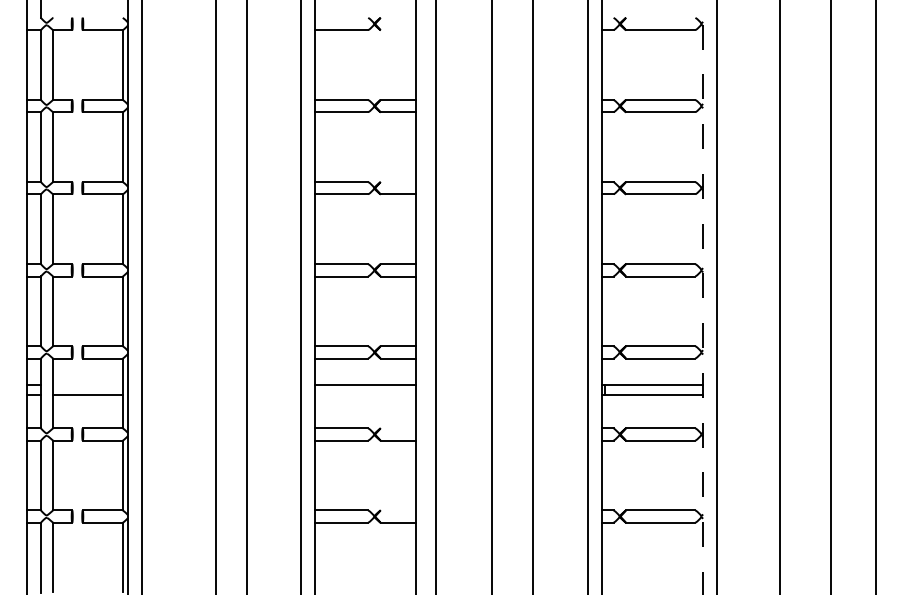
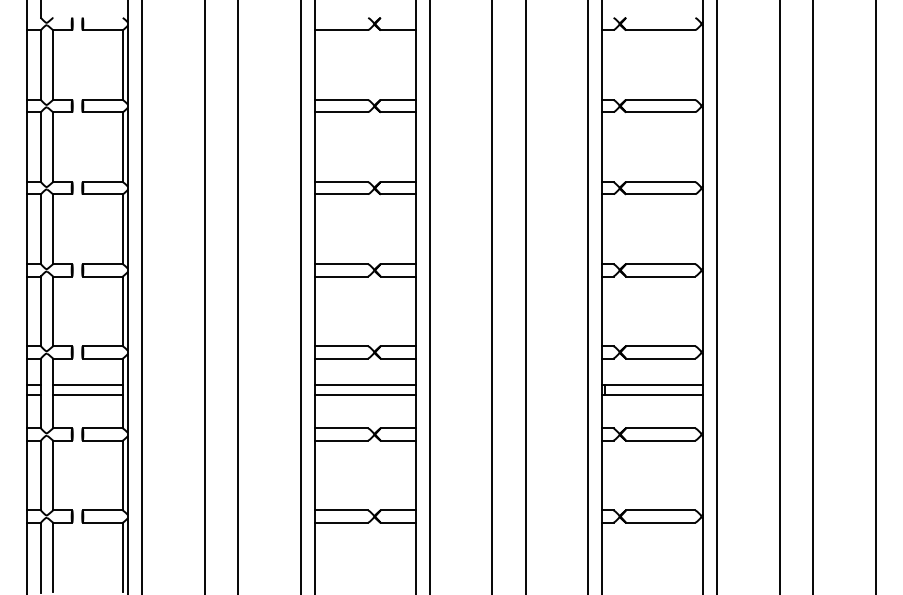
line: none -> present (397, 30)
line: none -> present (397, 182)
line position: (215, 296) -> (204, 296) (204, 296)
line position: (247, 296) -> (238, 296) (238, 296)
line position: (435, 296) -> (429, 296) (429, 296)
line position: (532, 296) -> (525, 296) (525, 296)
line position: (831, 296) -> (813, 296) (813, 296)
line: dashed -> solid (703, 297)
line: none -> present (87, 385)
line: none -> present (364, 395)
line: none -> present (397, 428)
line: none -> present (397, 510)
